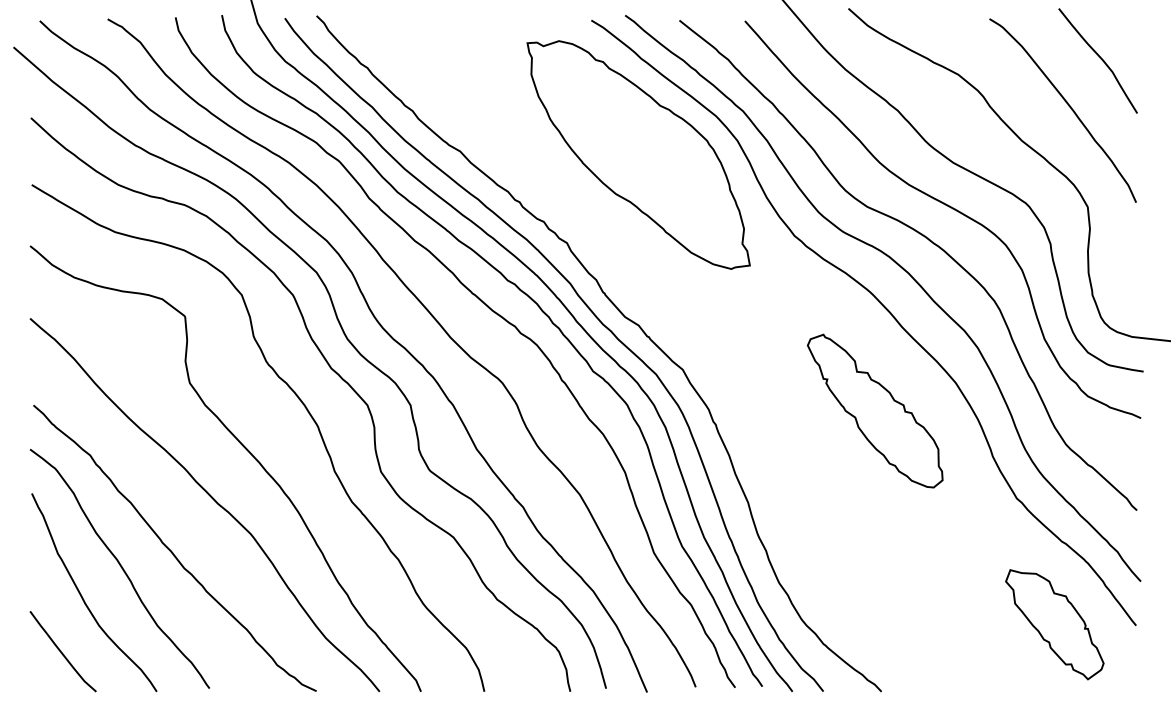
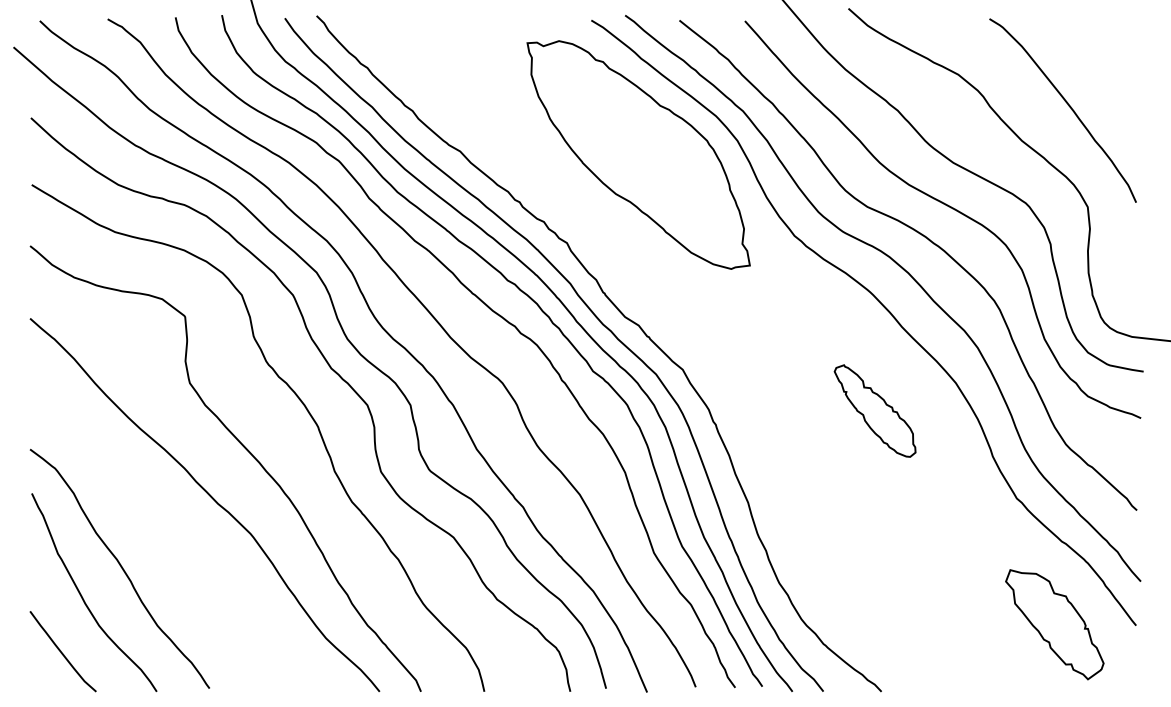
curve: present -> none (1100, 59)
part size: 138x156 px -> 84x94 px (874, 410)
curve: present -> none (171, 550)
